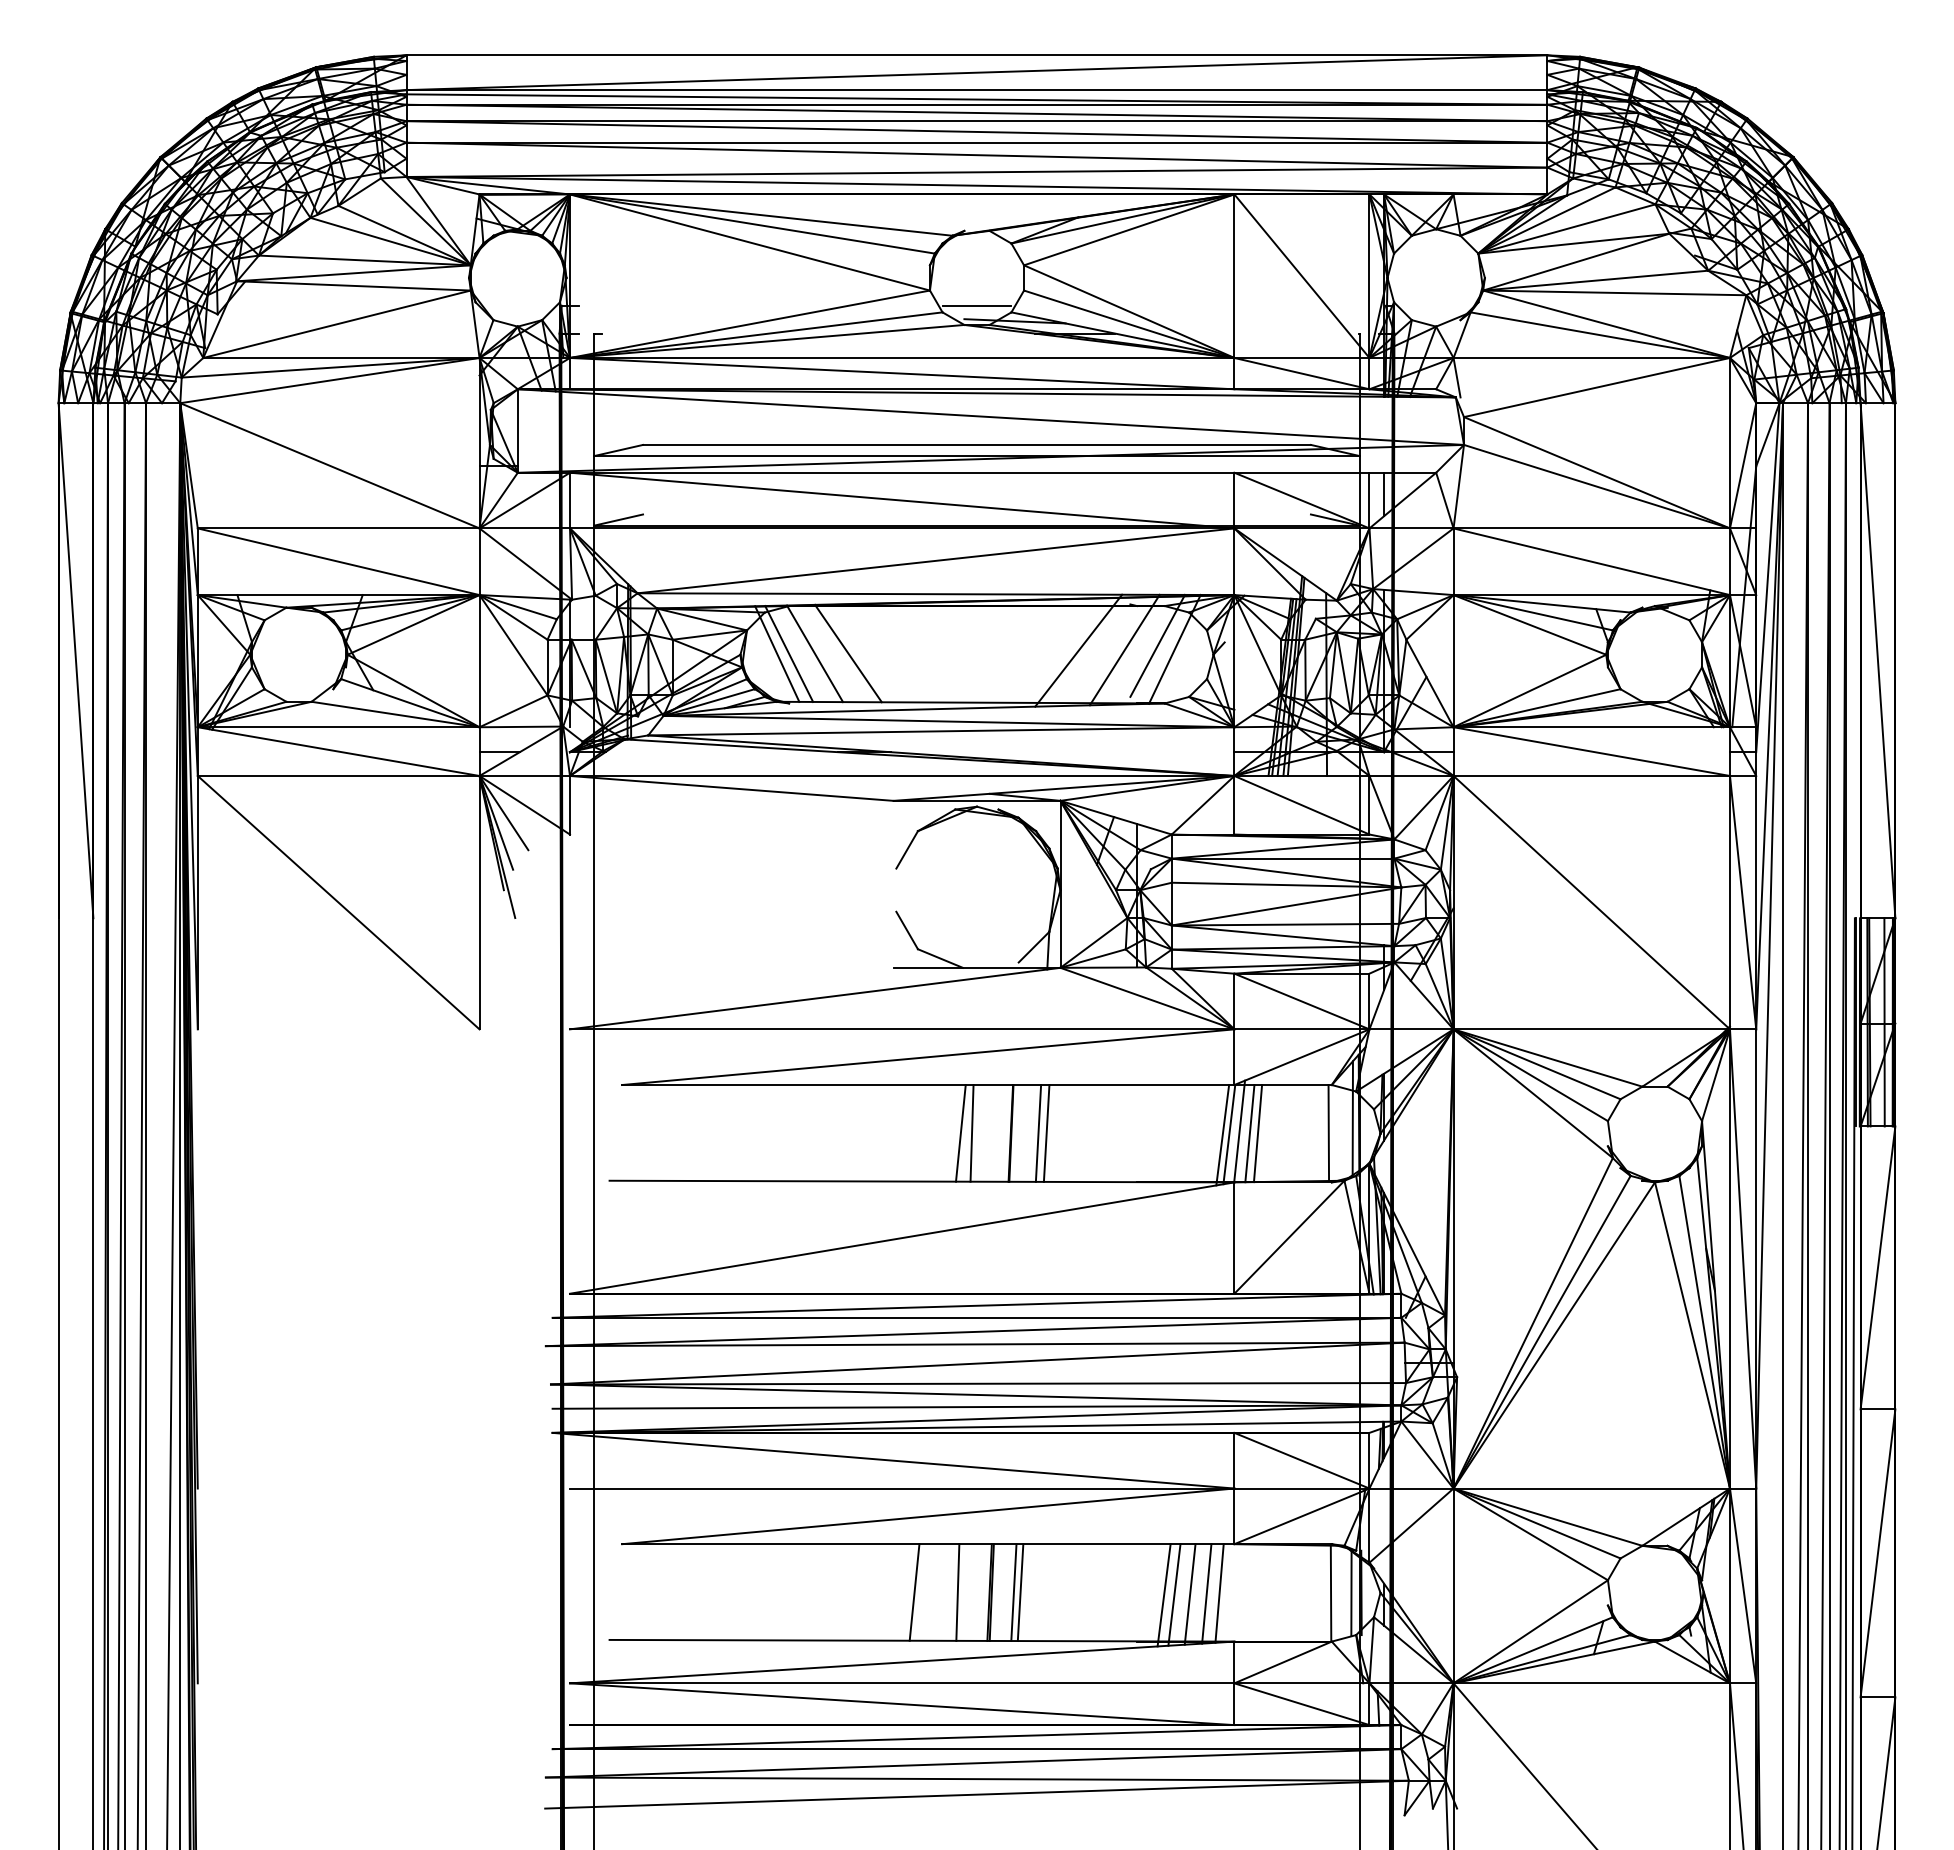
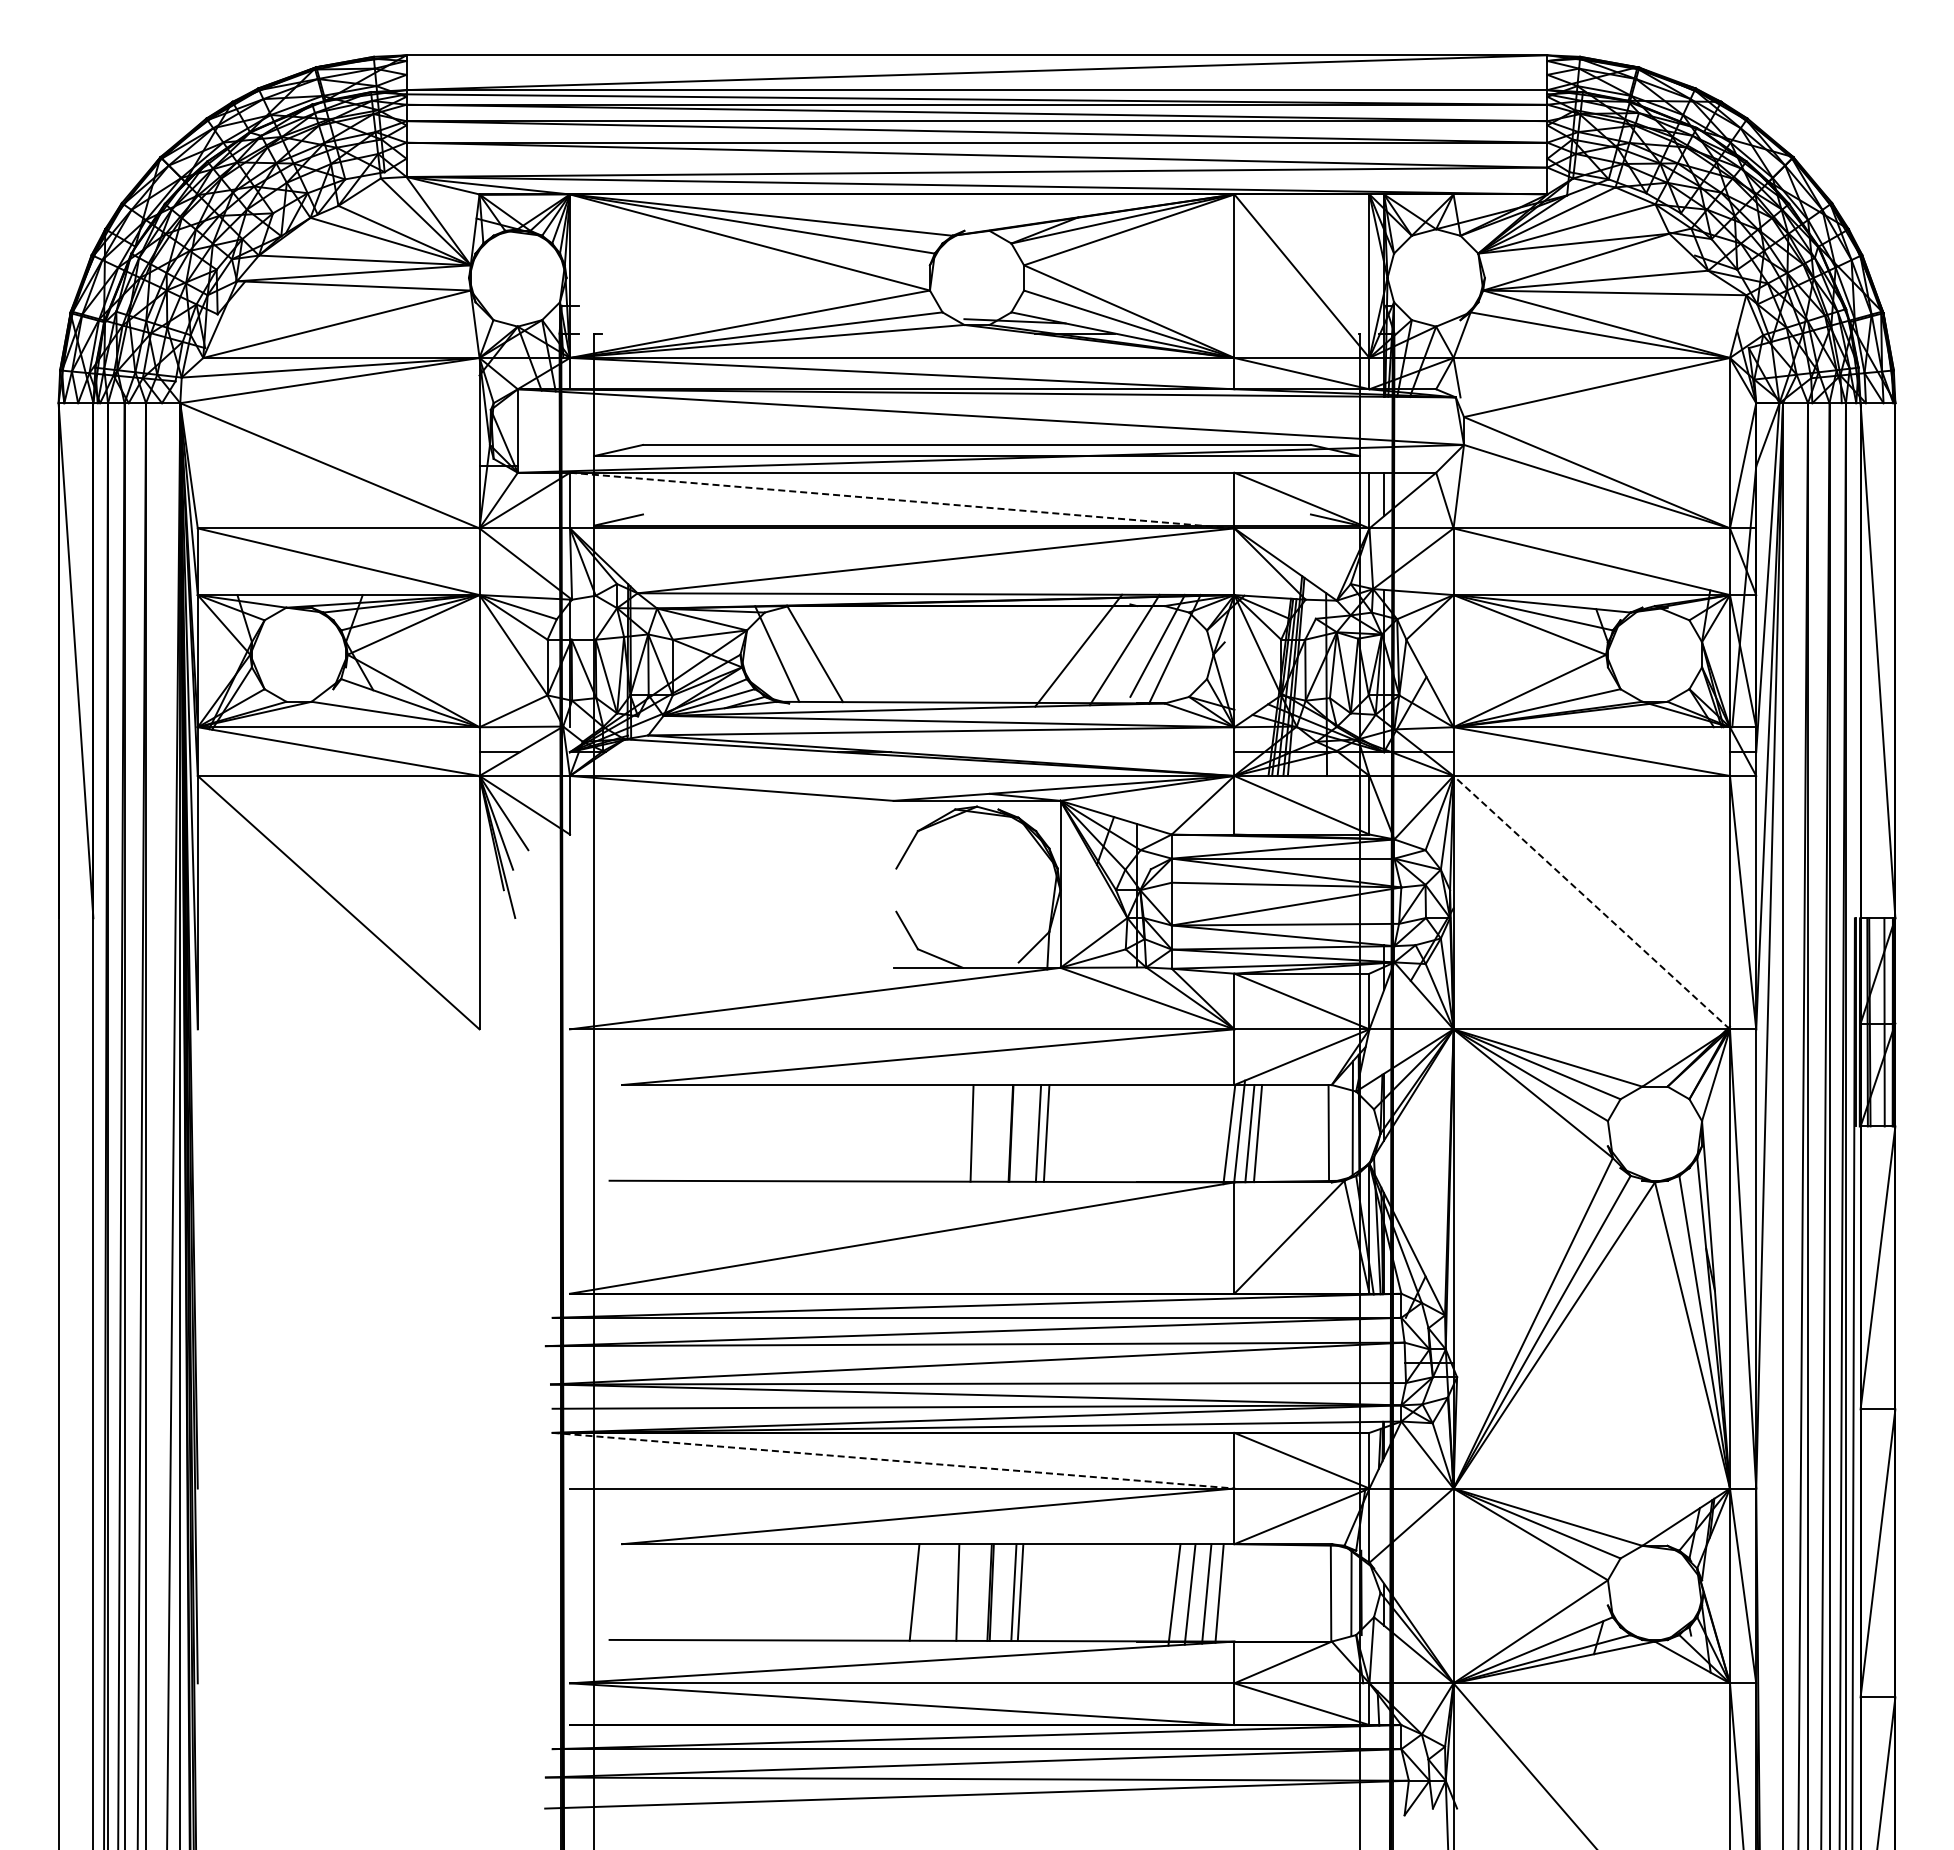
line: present -> none (976, 305)
line: solid -> dashed (902, 500)
line: present -> none (789, 653)
line: present -> none (848, 653)
line: solid -> dashed (1591, 902)
line: present -> none (960, 1133)
line: present -> none (1222, 1135)
line: solid -> dashed (894, 1460)
line: present -> none (1163, 1595)
